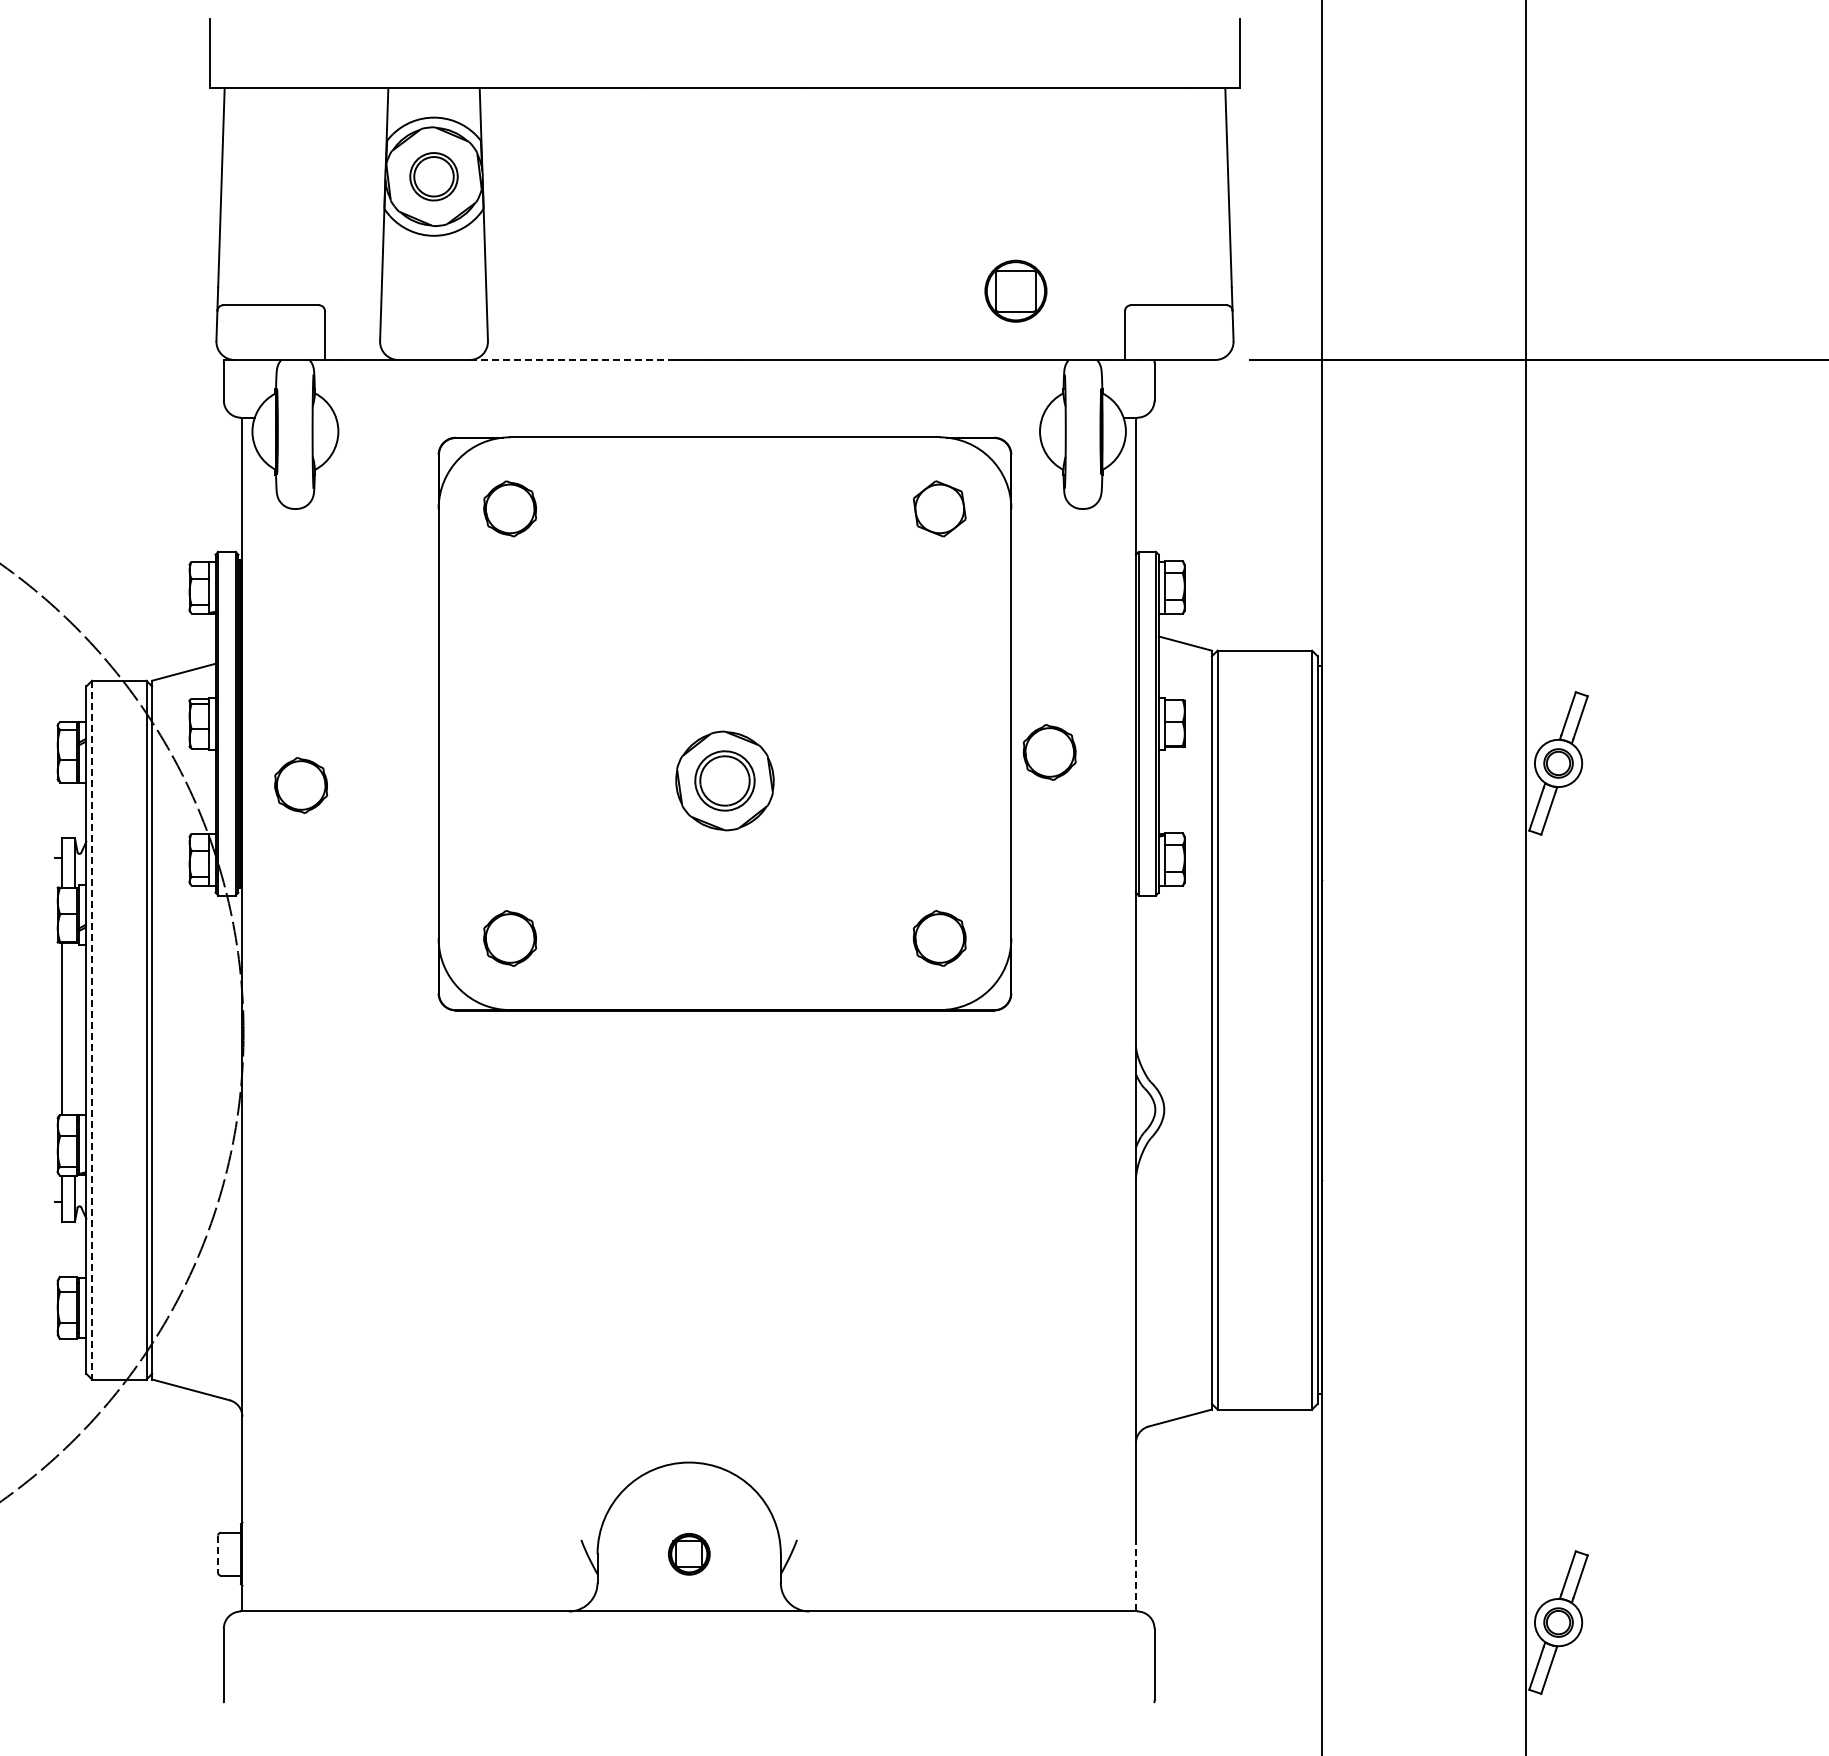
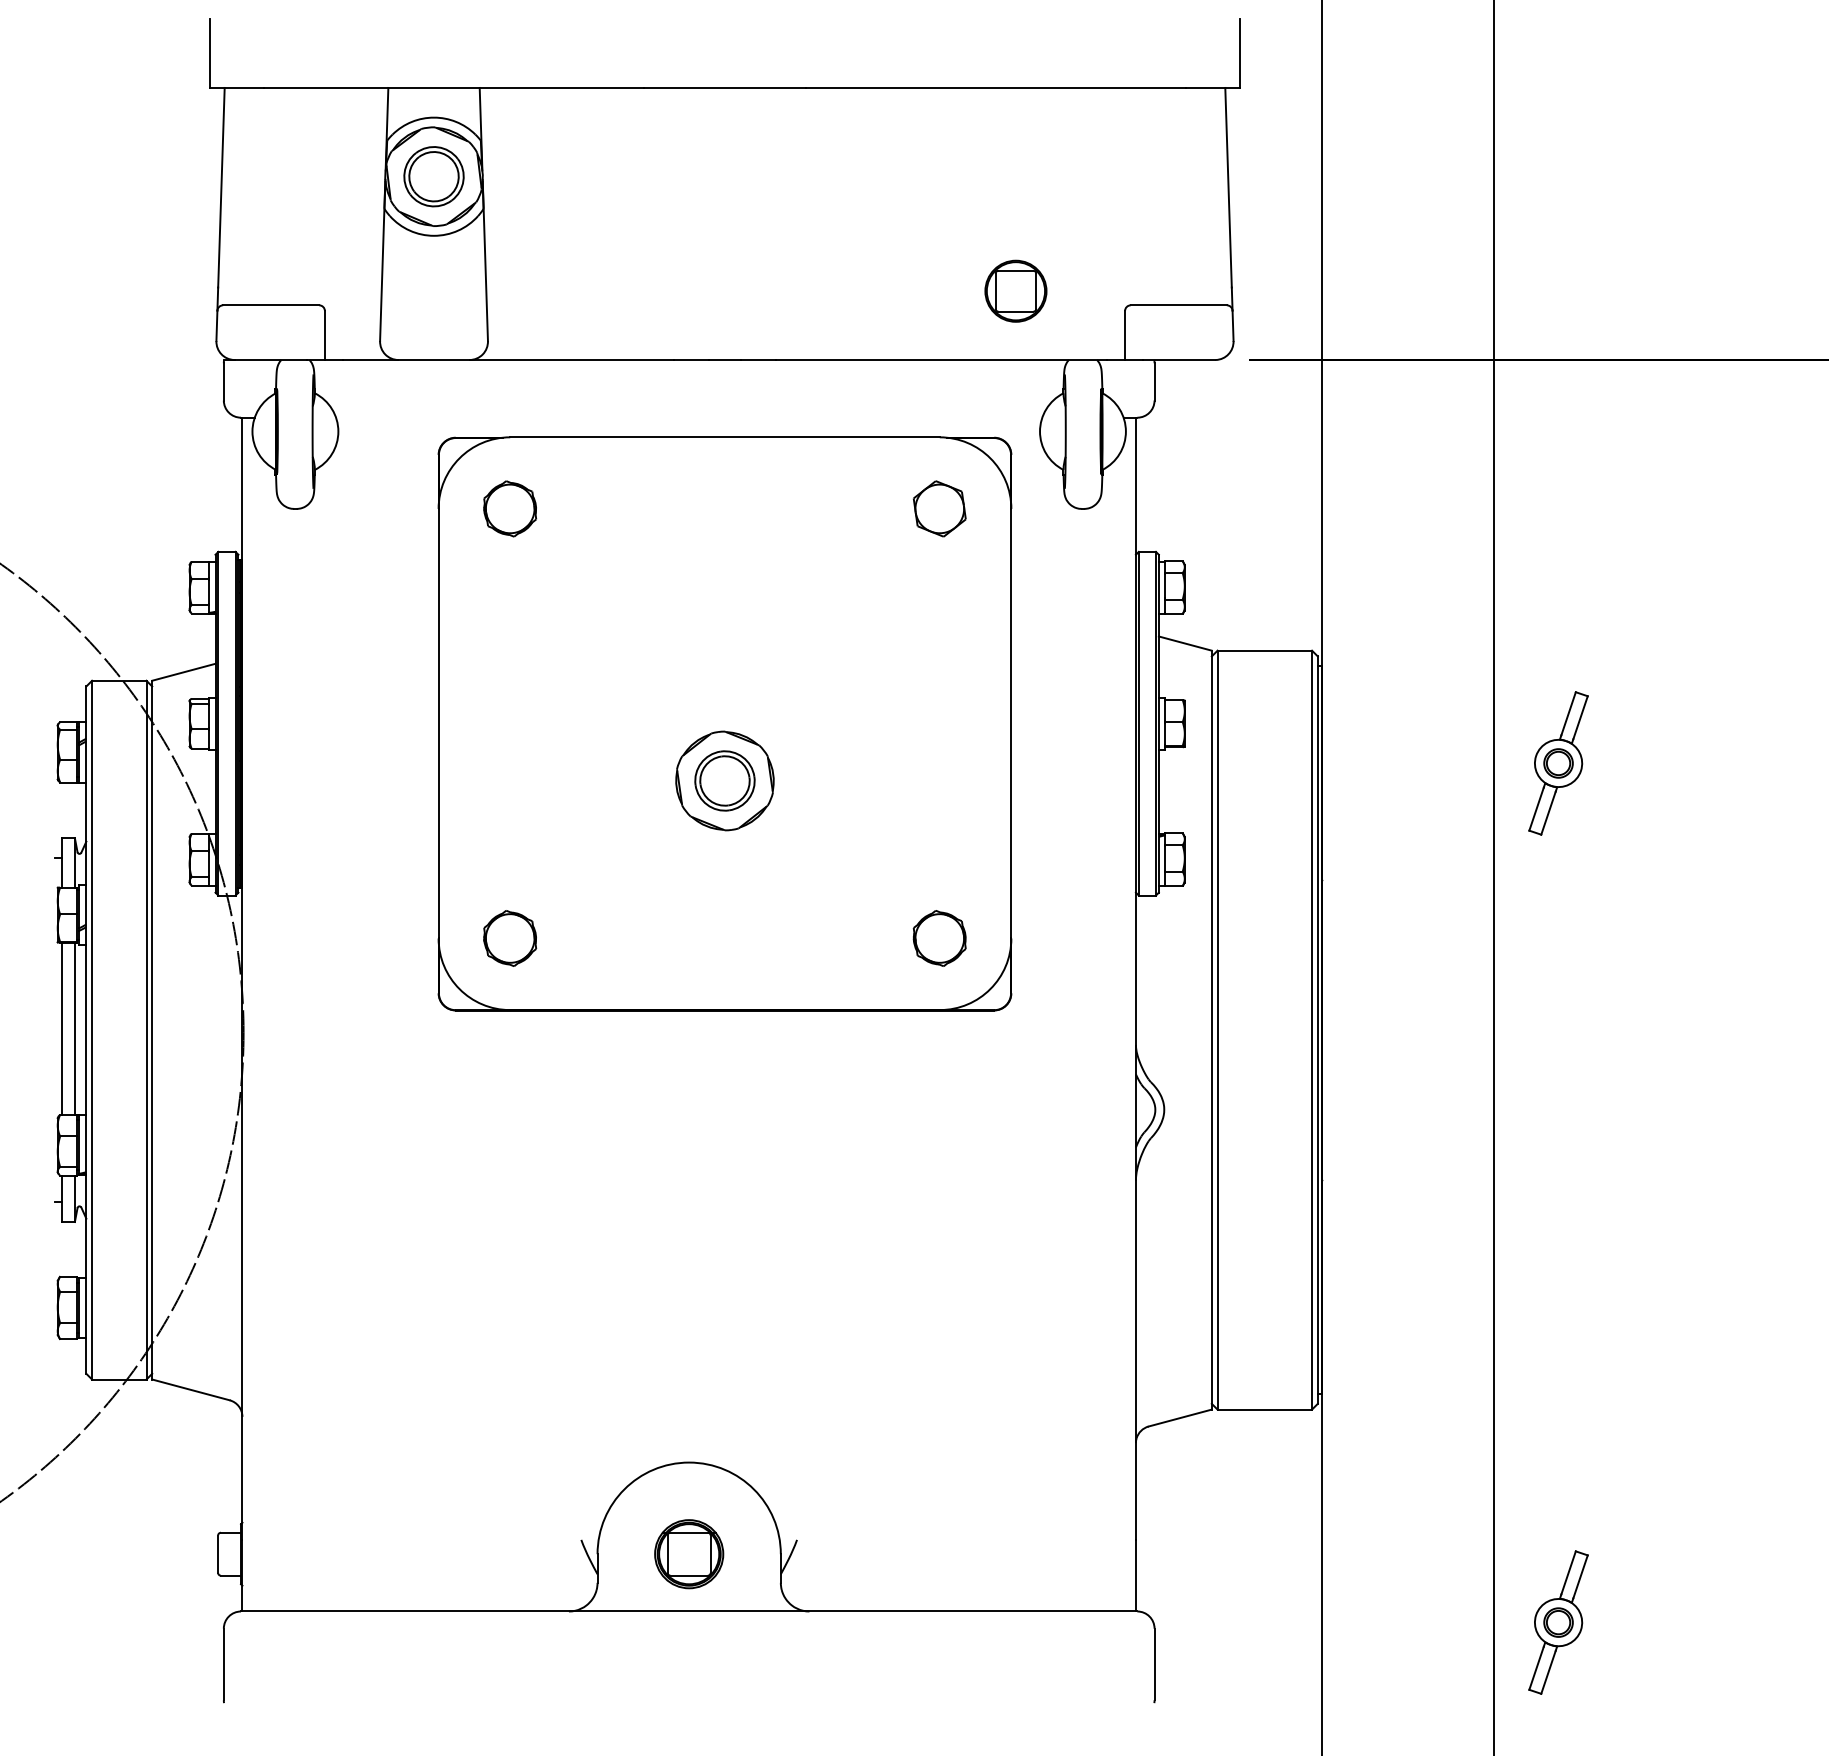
part size: 50x50 px -> 62x62 px (433, 176)
line: dashed -> solid (571, 360)
part: present -> none (1049, 752)
part: present -> none (301, 785)
line position: (1526, 877) -> (1494, 877) (1494, 877)
line: none -> present (74, 1028)
line: dashed -> solid (92, 1030)
line: dashed -> solid (218, 1554)
part size: 43x43 px -> 71x71 px (689, 1554)
line: dashed -> solid (1135, 1575)
